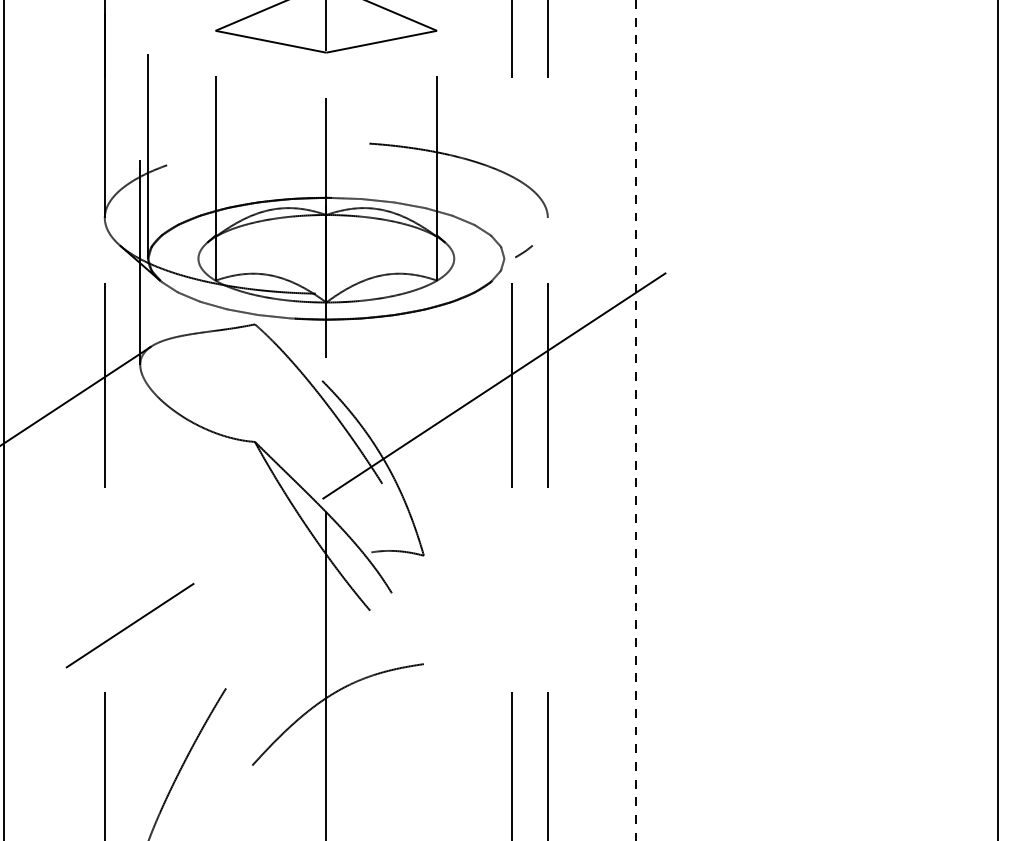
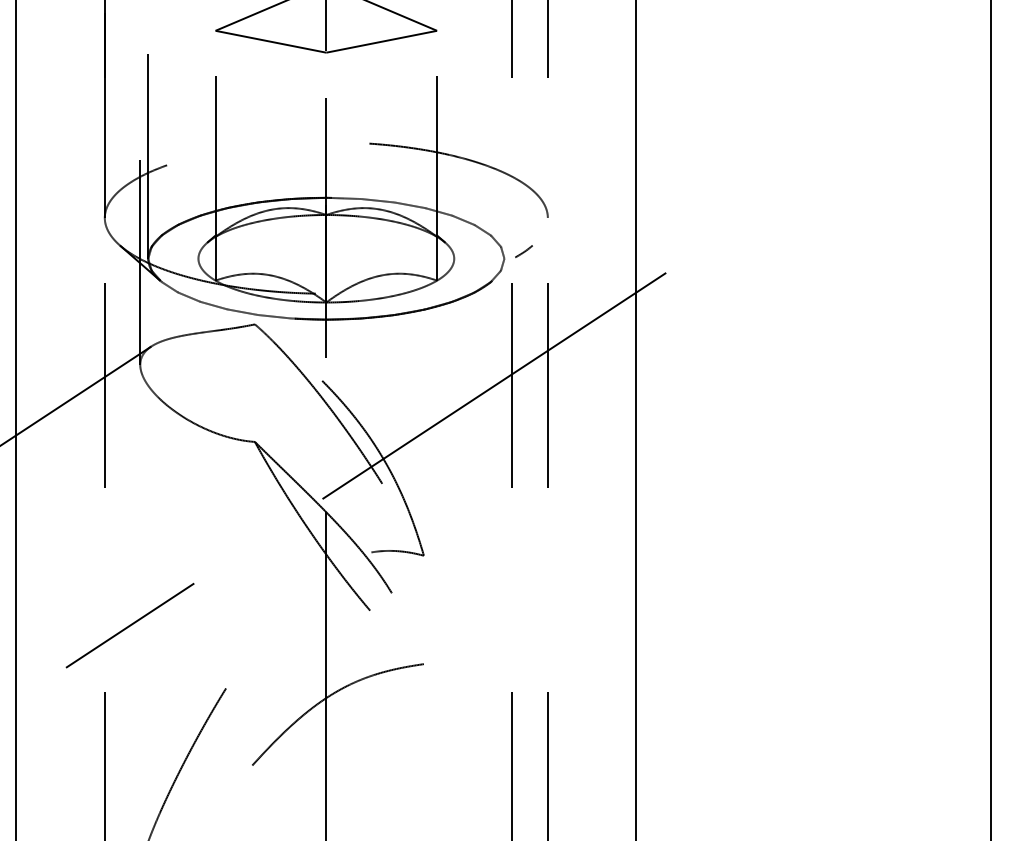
line position: (4, 419) -> (16, 419) (16, 419)
line position: (997, 419) -> (990, 419) (990, 419)
line: dashed -> solid (636, 420)
